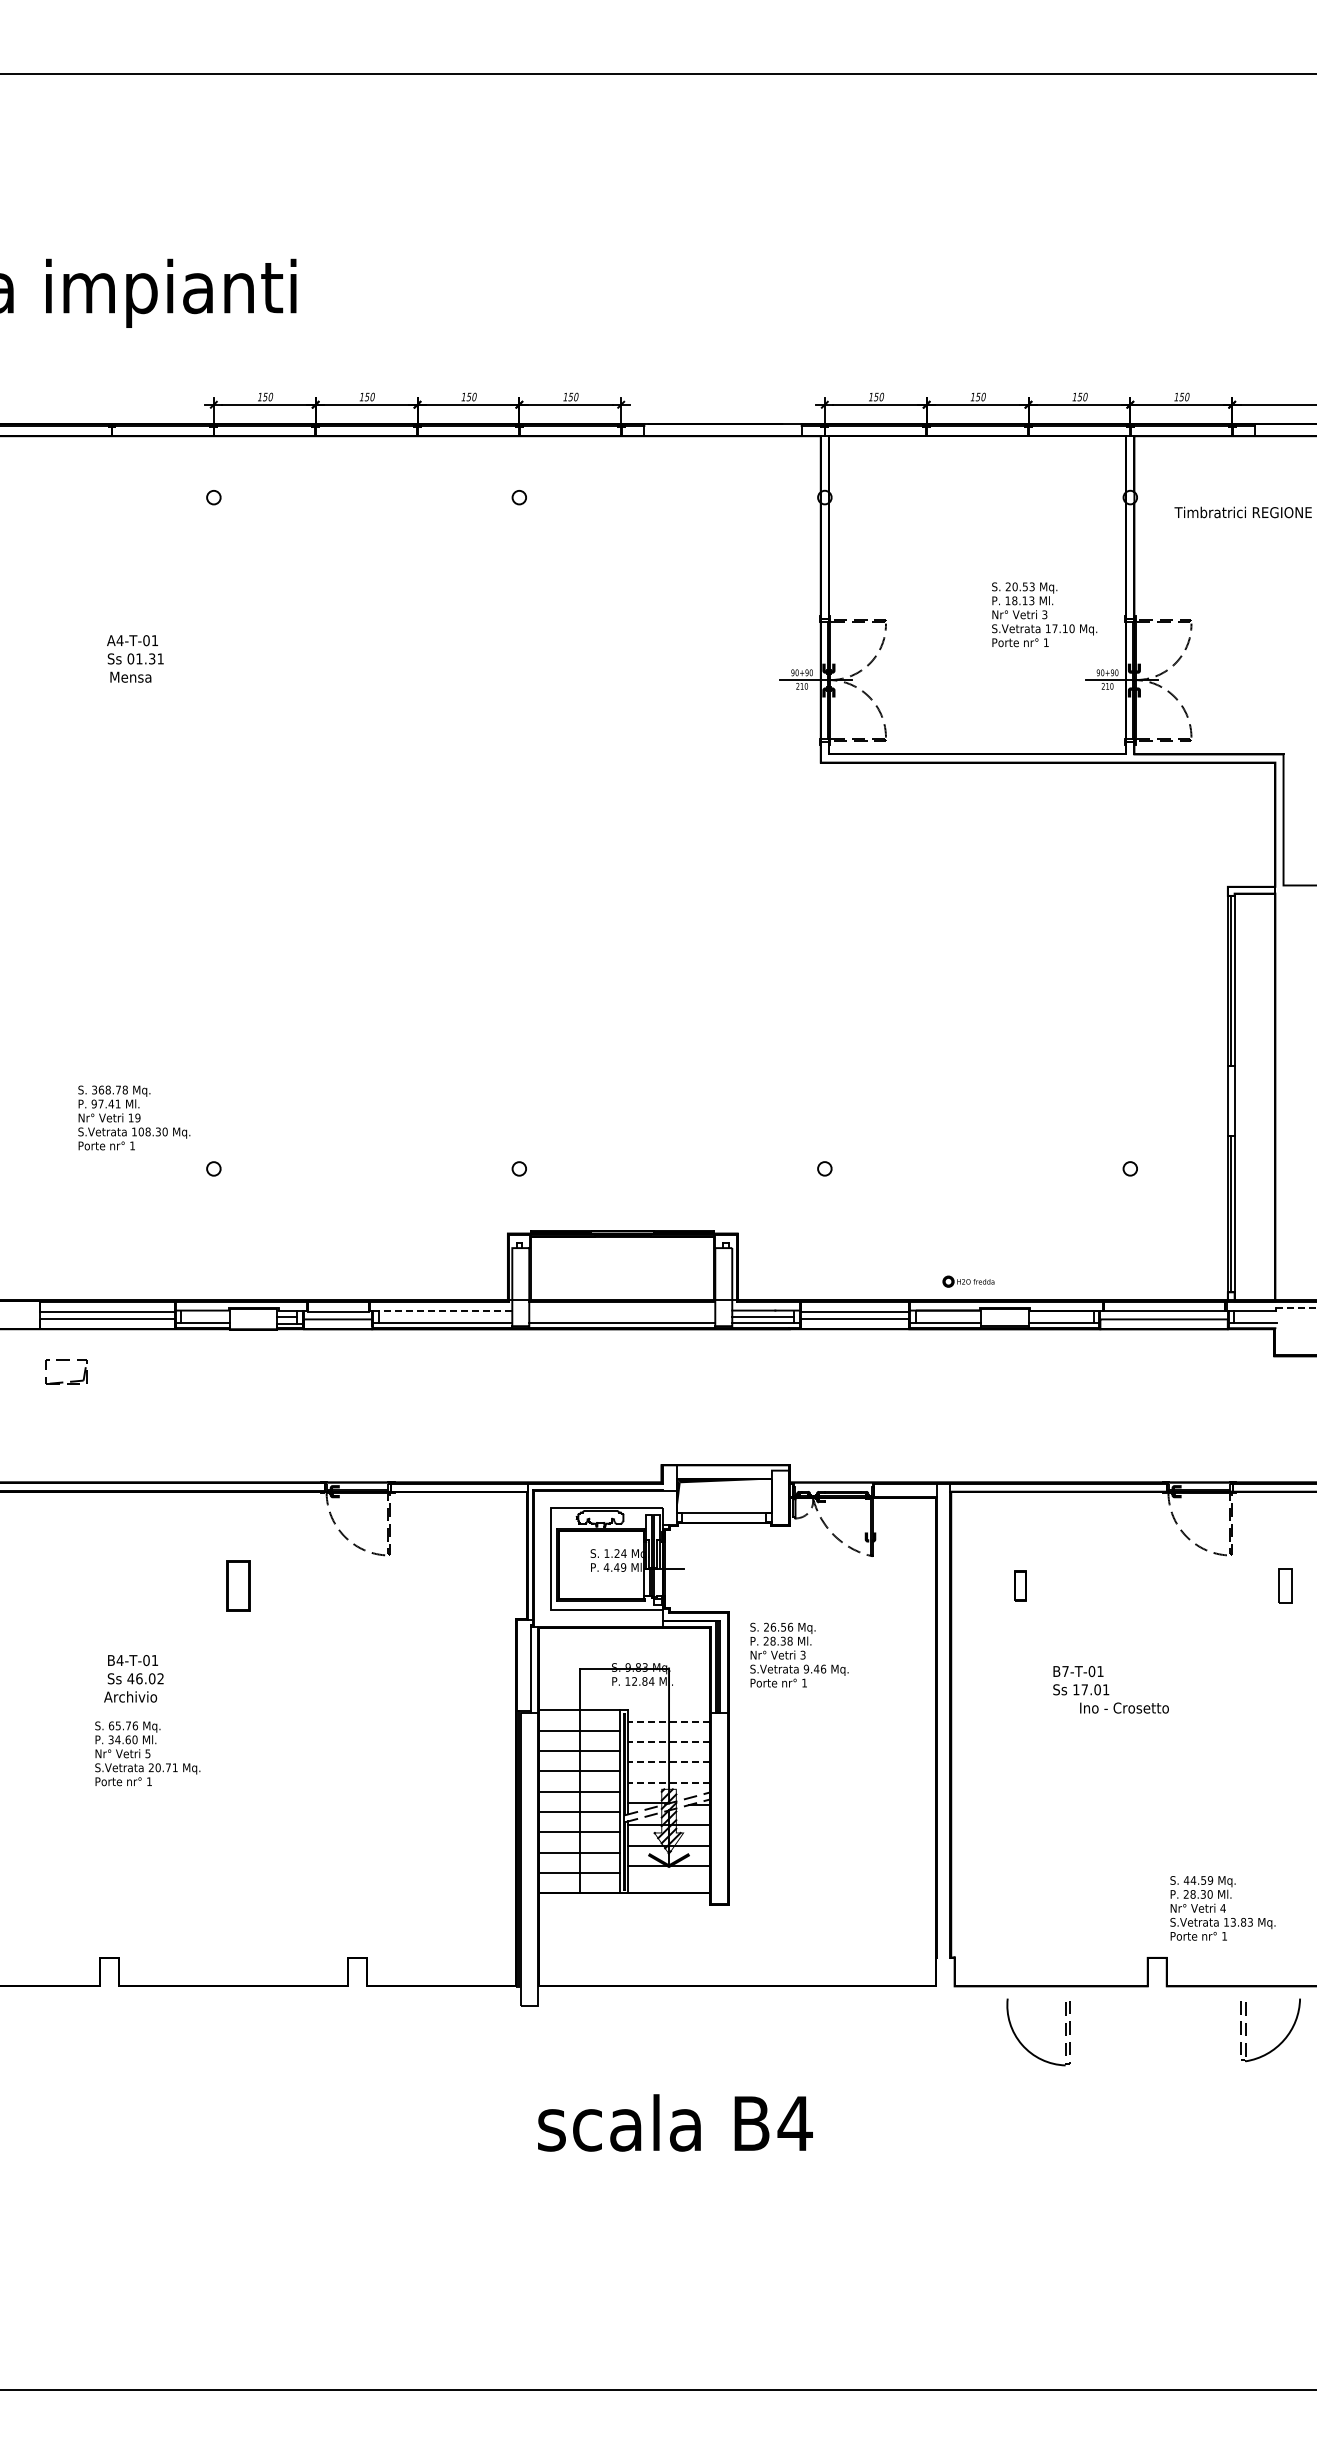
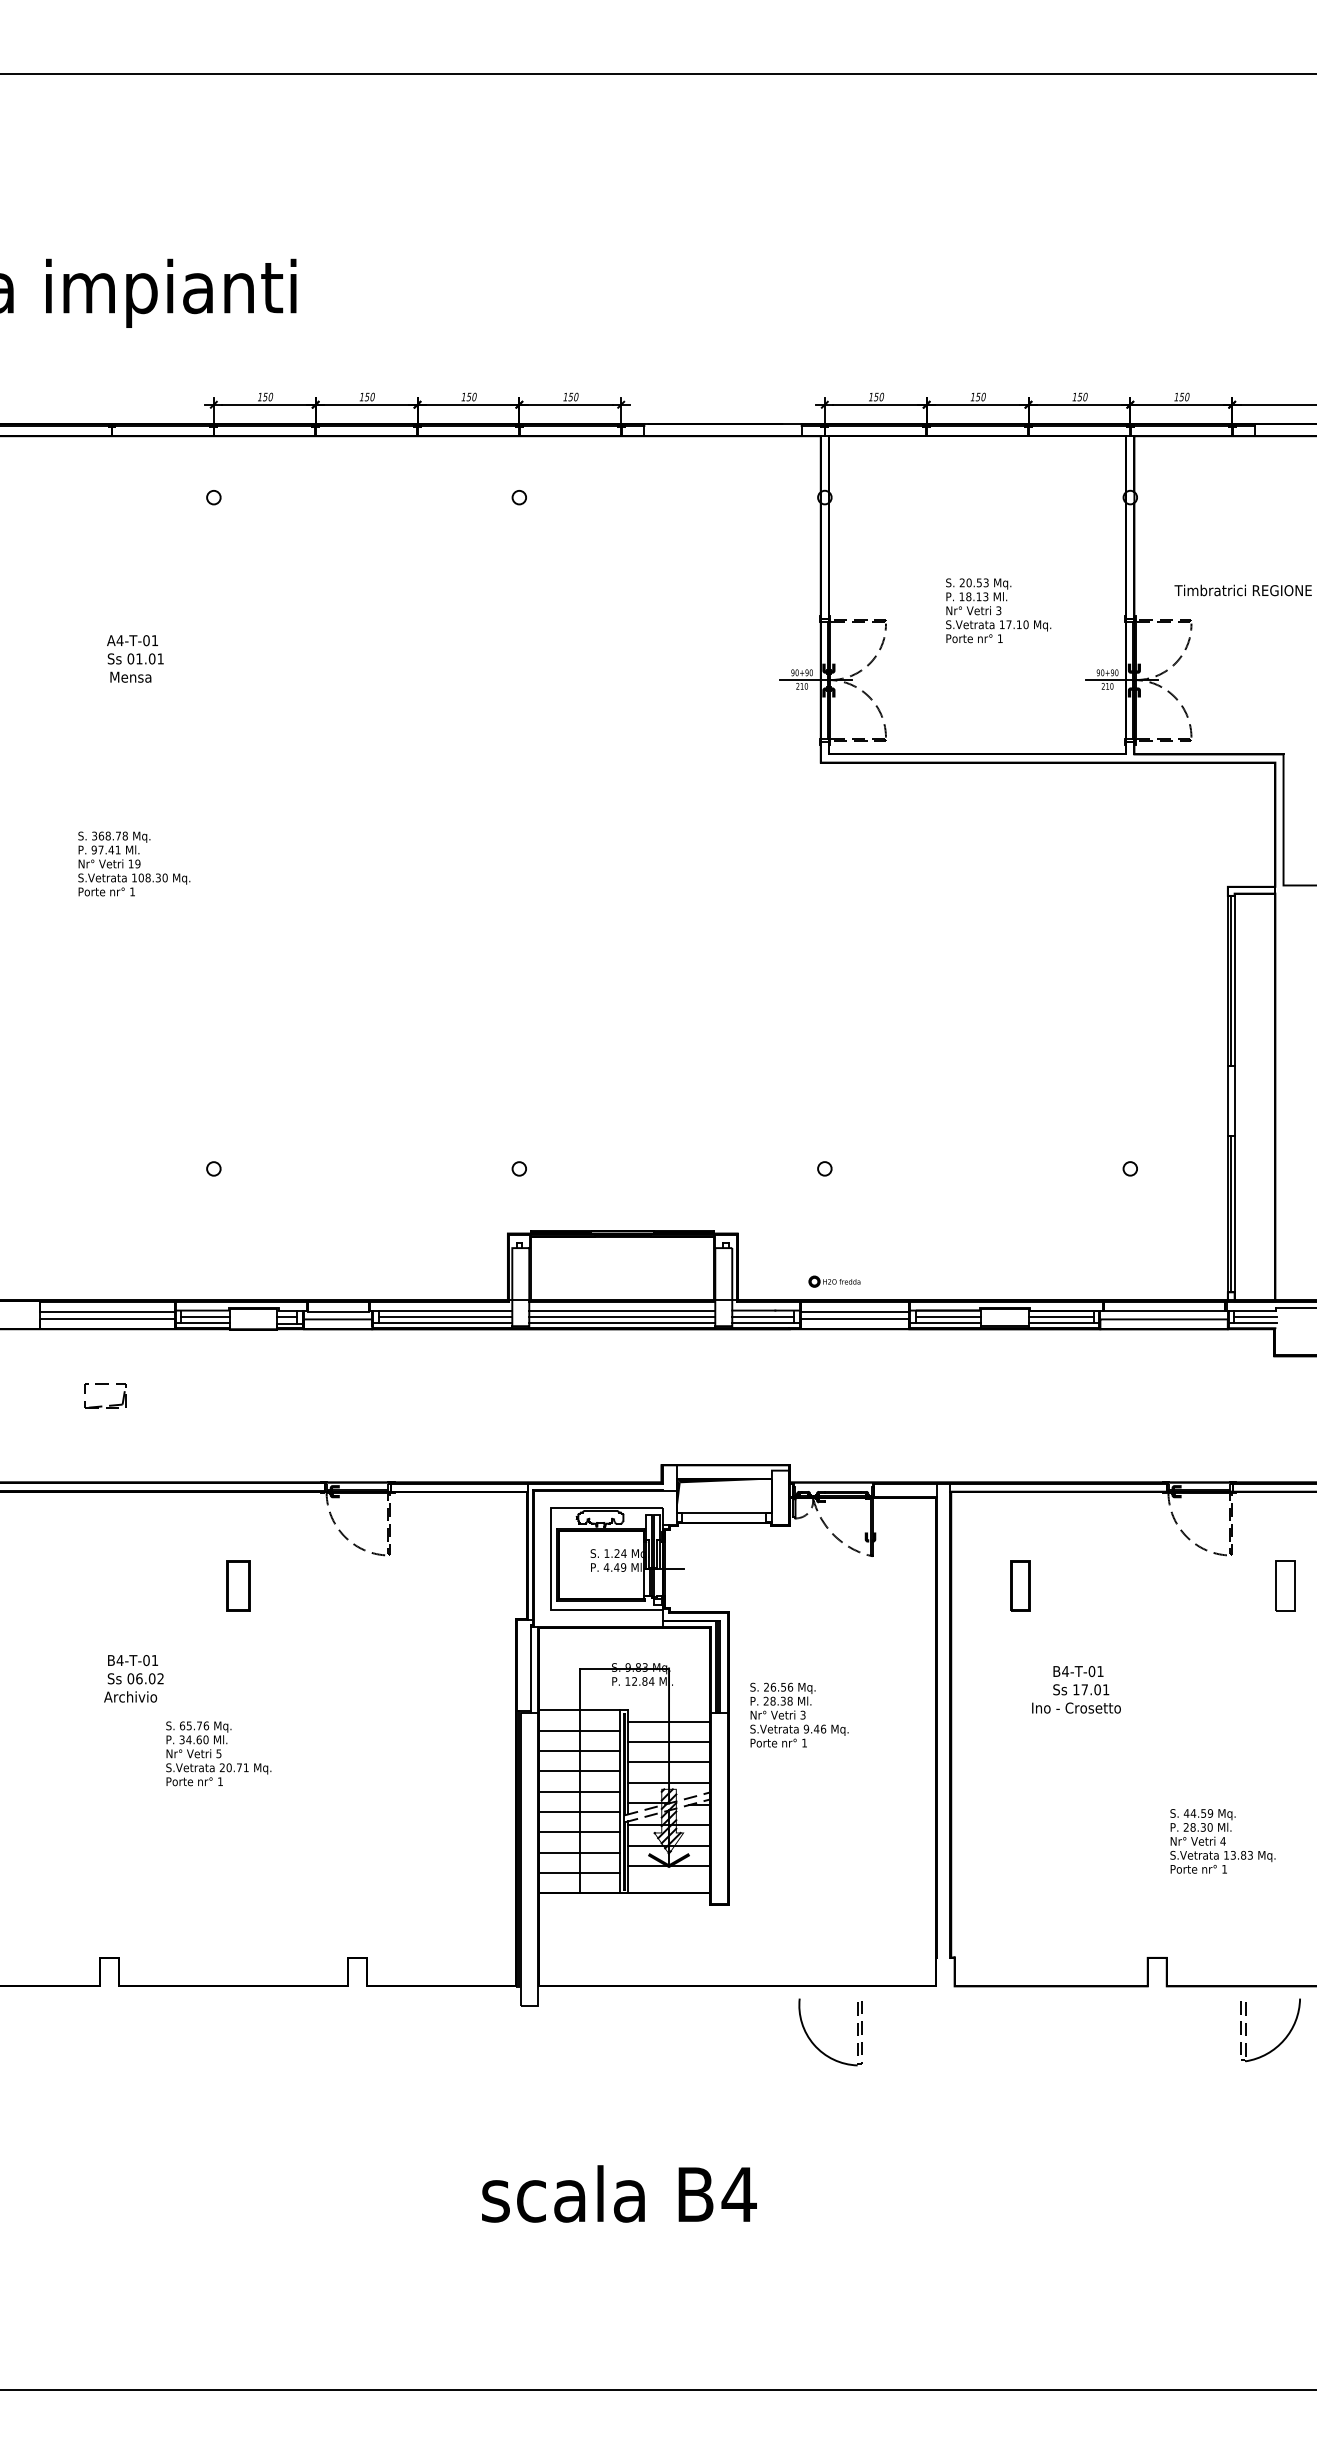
text position: (1242, 512) -> (1242, 590) (1242, 590)
text position: (1044, 614) -> (998, 610) (998, 610)
text: 01.31 -> 01.01 (151, 658)
text position: (134, 1117) -> (134, 863) (134, 863)
part position: (968, 1281) -> (834, 1281) (834, 1281)
line: dashed -> solid (1296, 1307)
line: dashed -> solid (443, 1310)
line: none -> present (622, 1310)
line: none -> present (205, 1317)
line: none -> present (445, 1317)
line: none -> present (622, 1317)
line: none -> present (948, 1317)
line: none -> present (1060, 1317)
line: none -> present (1255, 1317)
part position: (70, 1380) -> (109, 1404) (109, 1404)
part size: 13x32 px -> 21x52 px (1020, 1585)
part size: 15x36 px -> 21x52 px (1285, 1585)
text position: (799, 1654) -> (799, 1714) (799, 1714)
text: B7-T-01 -> B4-T-01 (1065, 1671)
text: 46.02 -> 06.02 (130, 1678)
text position: (1124, 1707) -> (1076, 1707) (1076, 1707)
line: dashed -> solid (669, 1721)
line: dashed -> solid (669, 1741)
text position: (147, 1753) -> (218, 1753) (218, 1753)
line: dashed -> solid (669, 1762)
line: dashed -> solid (669, 1782)
text position: (1222, 1908) -> (1222, 1841) (1222, 1841)
part position: (1023, 2044) -> (815, 2044) (815, 2044)
text position: (675, 2122) -> (619, 2193) (619, 2193)
